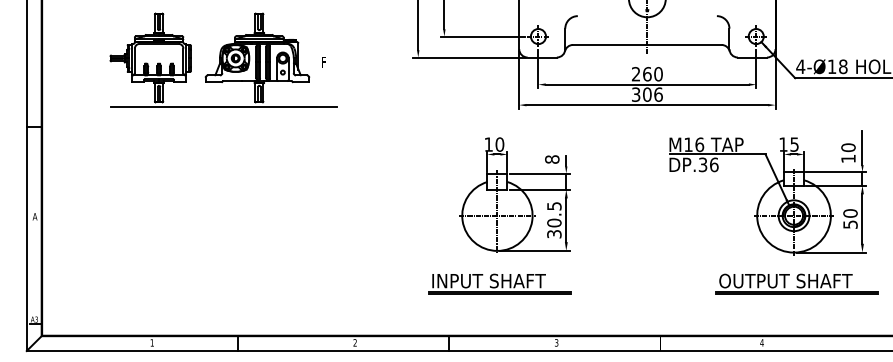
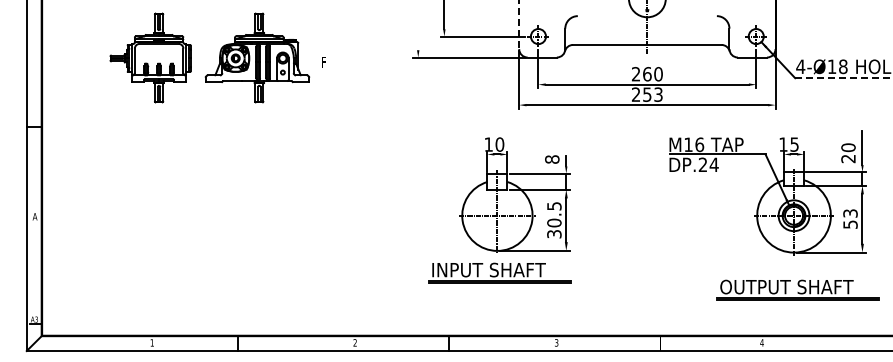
line: solid -> dashed (519, 25)
line: present -> none (418, 26)
line: solid -> dashed (844, 78)
text: 306 -> 253 (647, 94)
line: present -> none (223, 107)
text: 10 -> 20 (848, 159)
text: DP.36 -> DP.24 (708, 164)
text: 50 -> 53 (850, 213)
part position: (499, 283) -> (499, 272) (499, 272)
part position: (796, 283) -> (797, 289) (797, 289)
